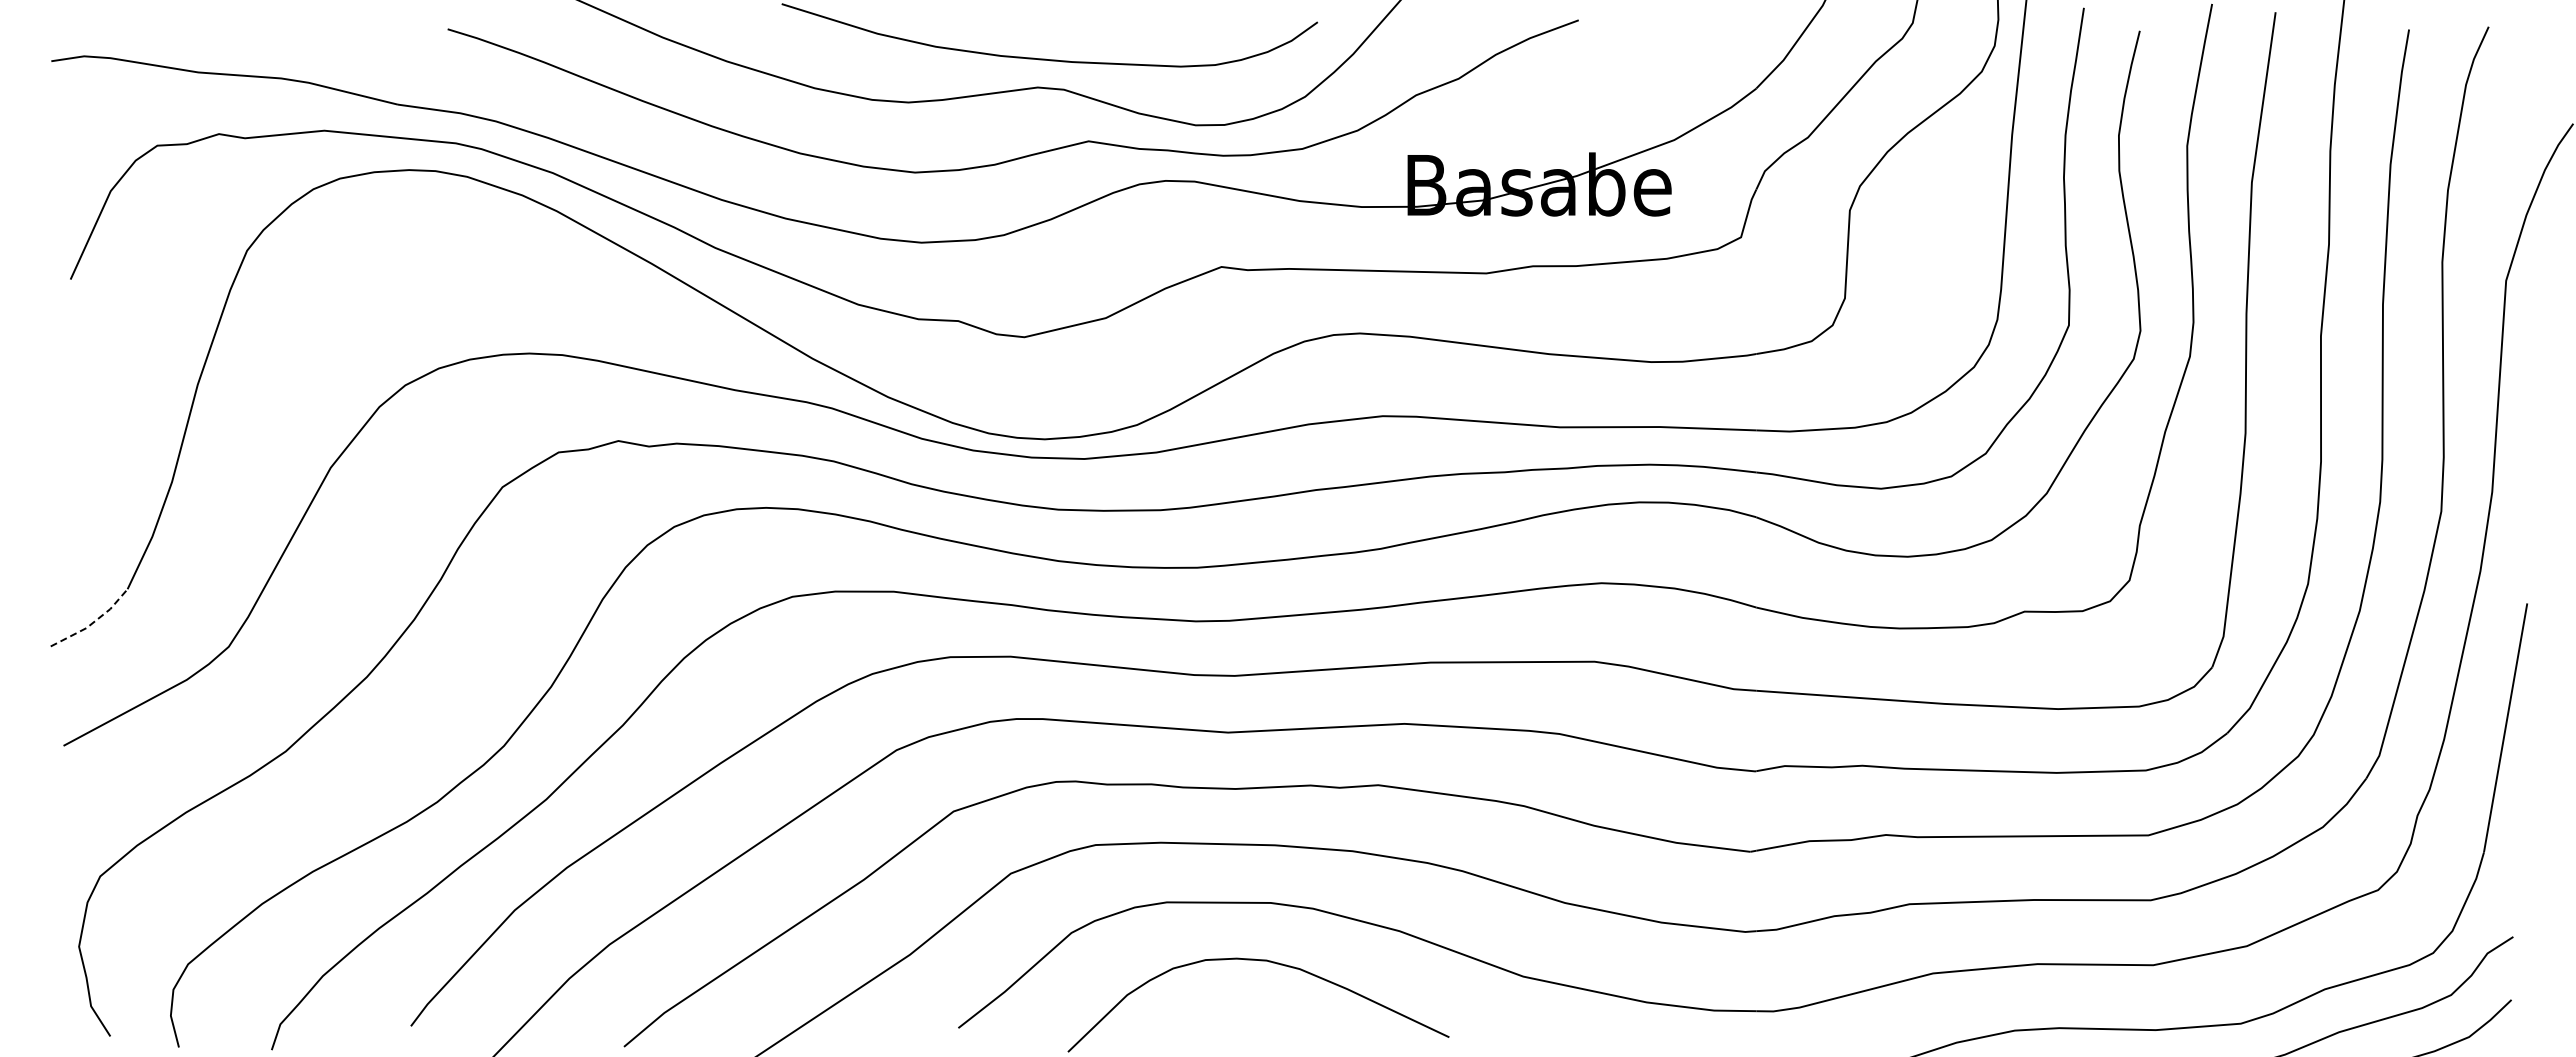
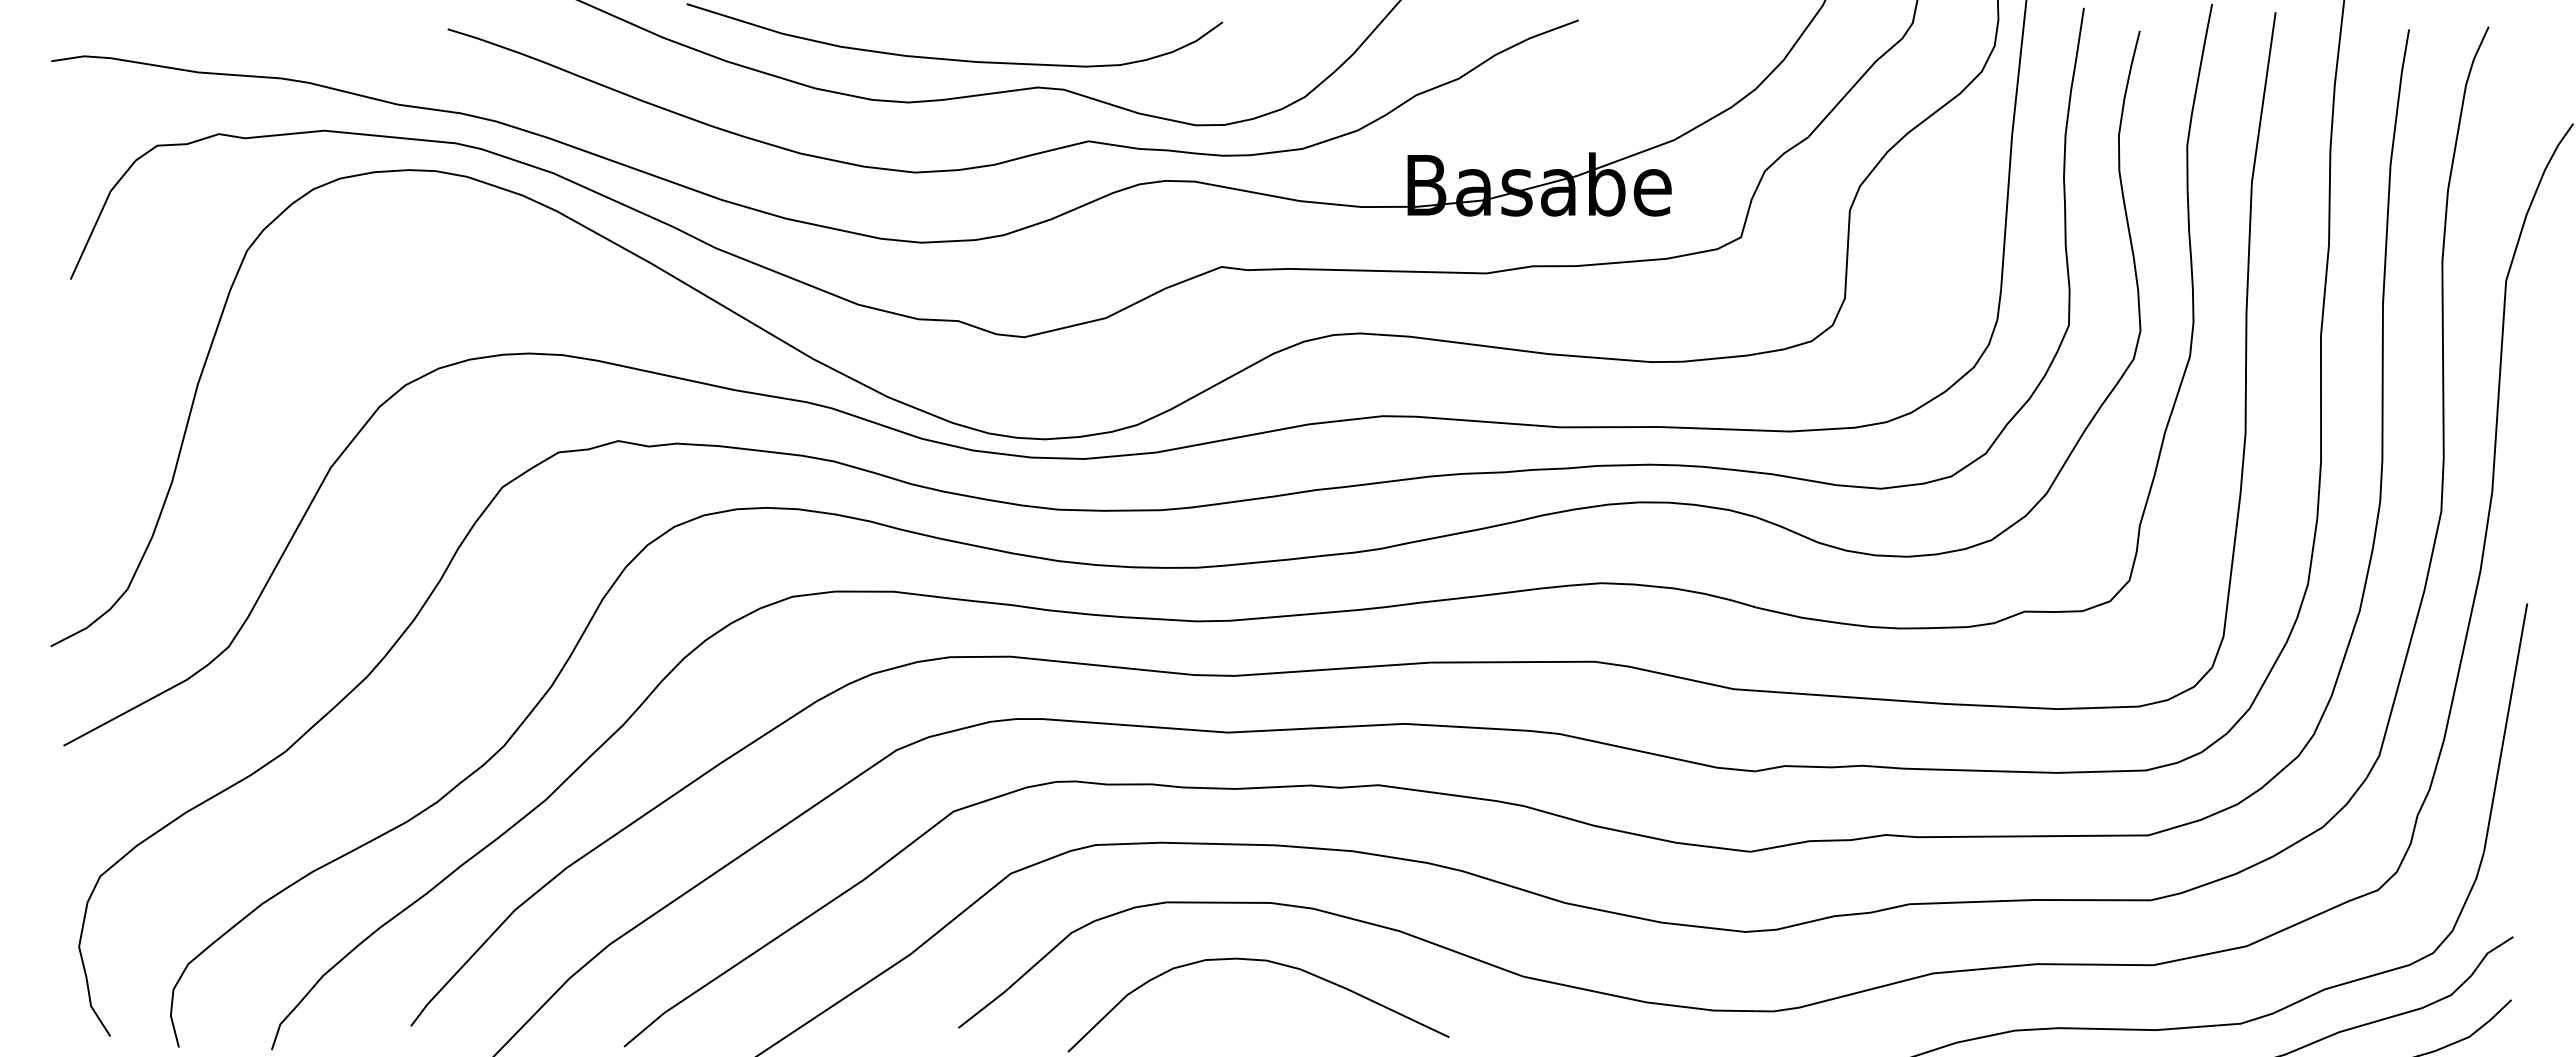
curve position: (1045, 58) -> (950, 58) (950, 58)
line: dashed -> solid (93, 622)
